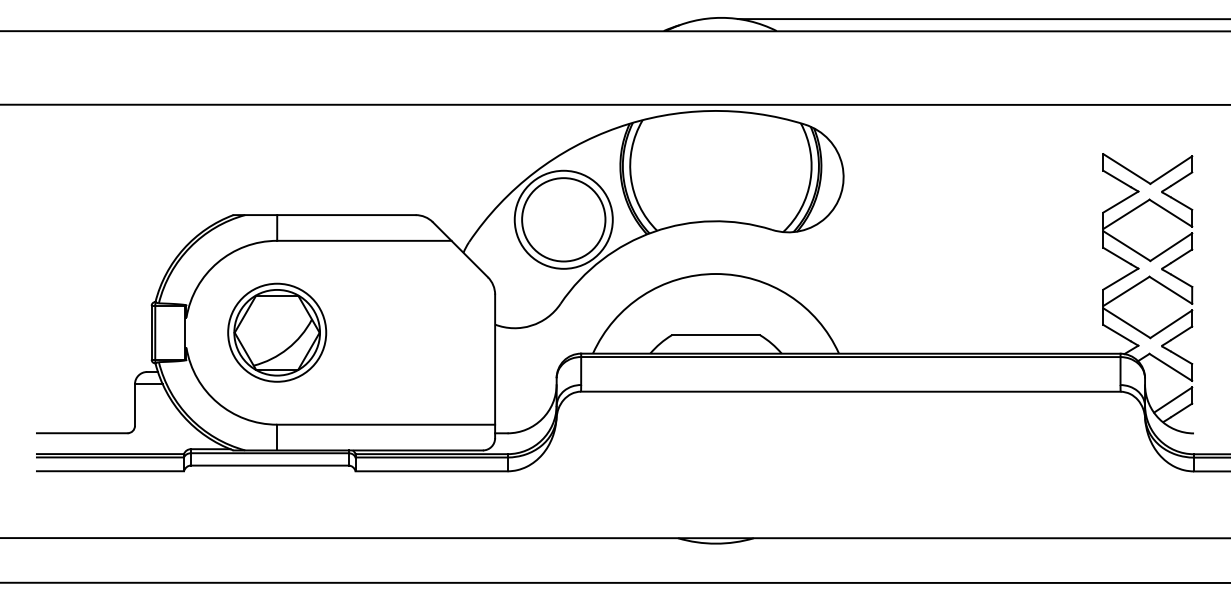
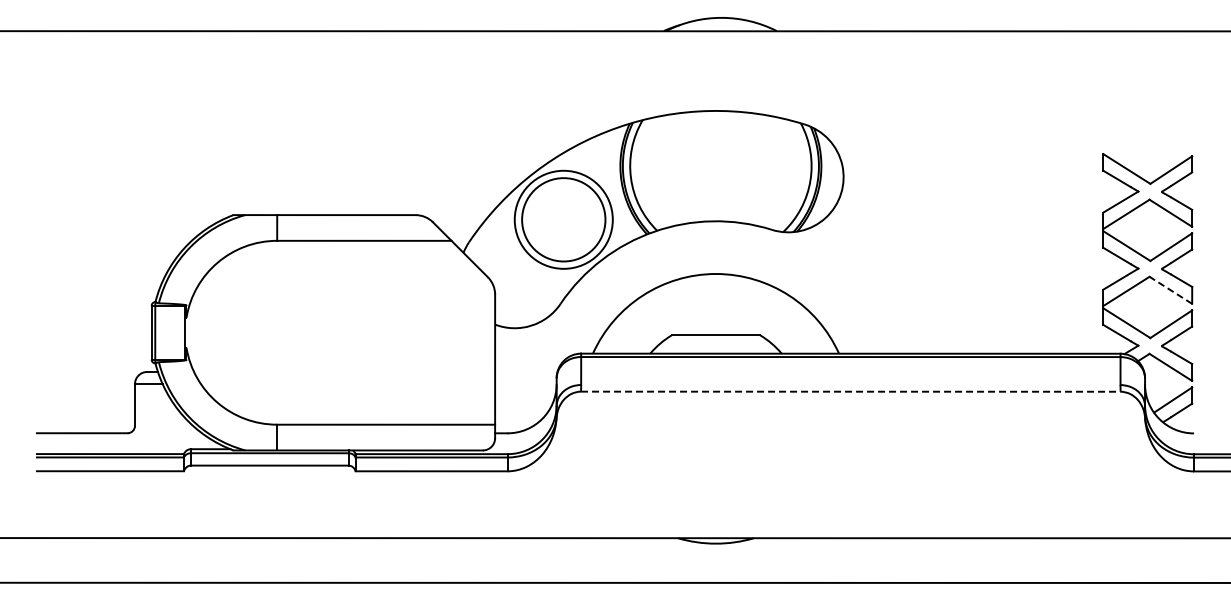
line: present -> none (982, 19)
line: present -> none (614, 104)
line: solid -> dashed (1170, 290)
part: present -> none (277, 332)
line: solid -> dashed (850, 391)
